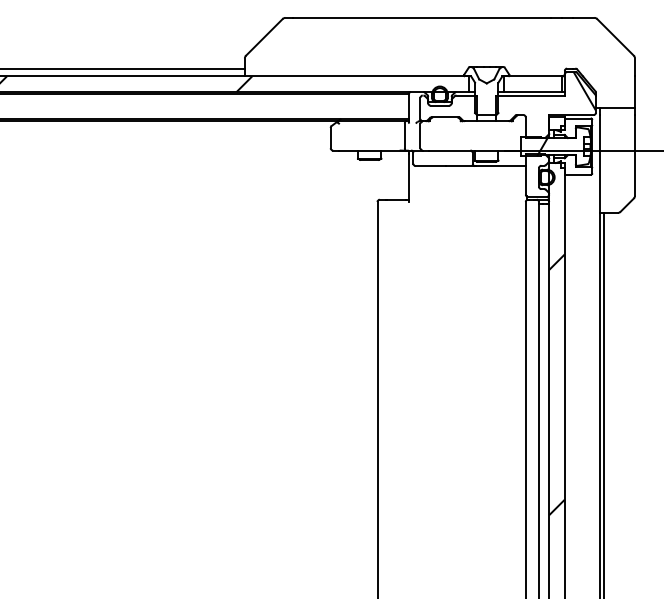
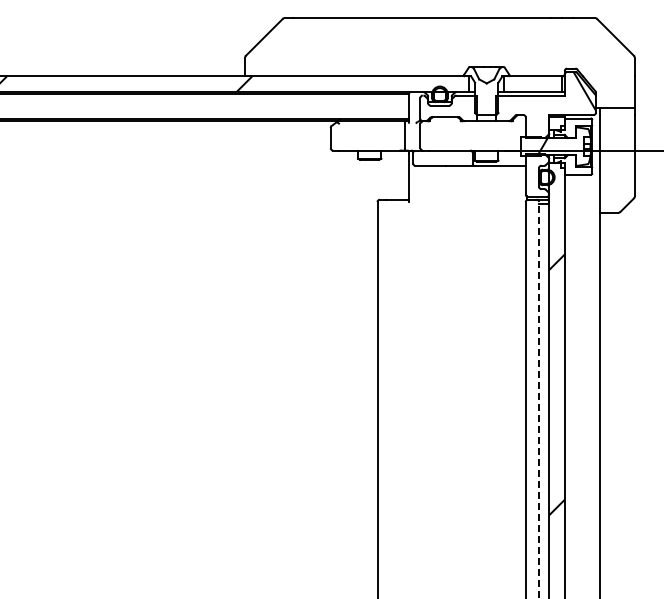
line: present -> none (123, 68)
line: solid -> dashed (539, 399)
line: present -> none (603, 403)
